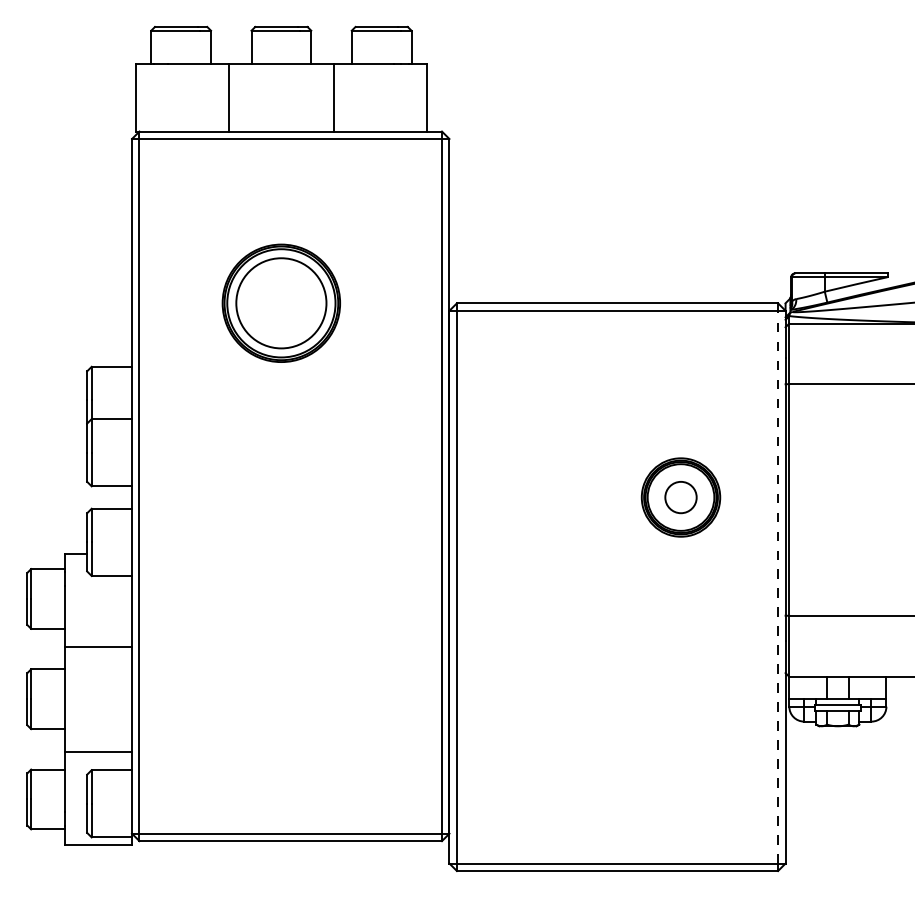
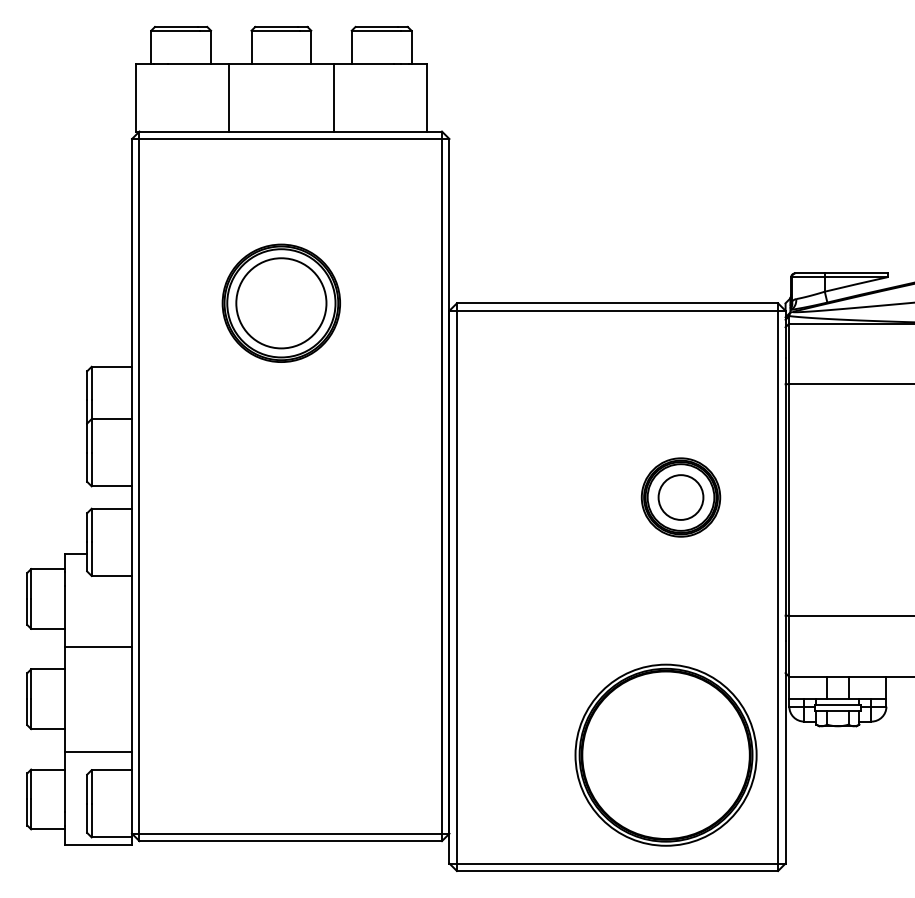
circle diameter: 31 px -> 45 px (680, 497)
line: dashed -> solid (778, 586)
part: none -> present (665, 754)
